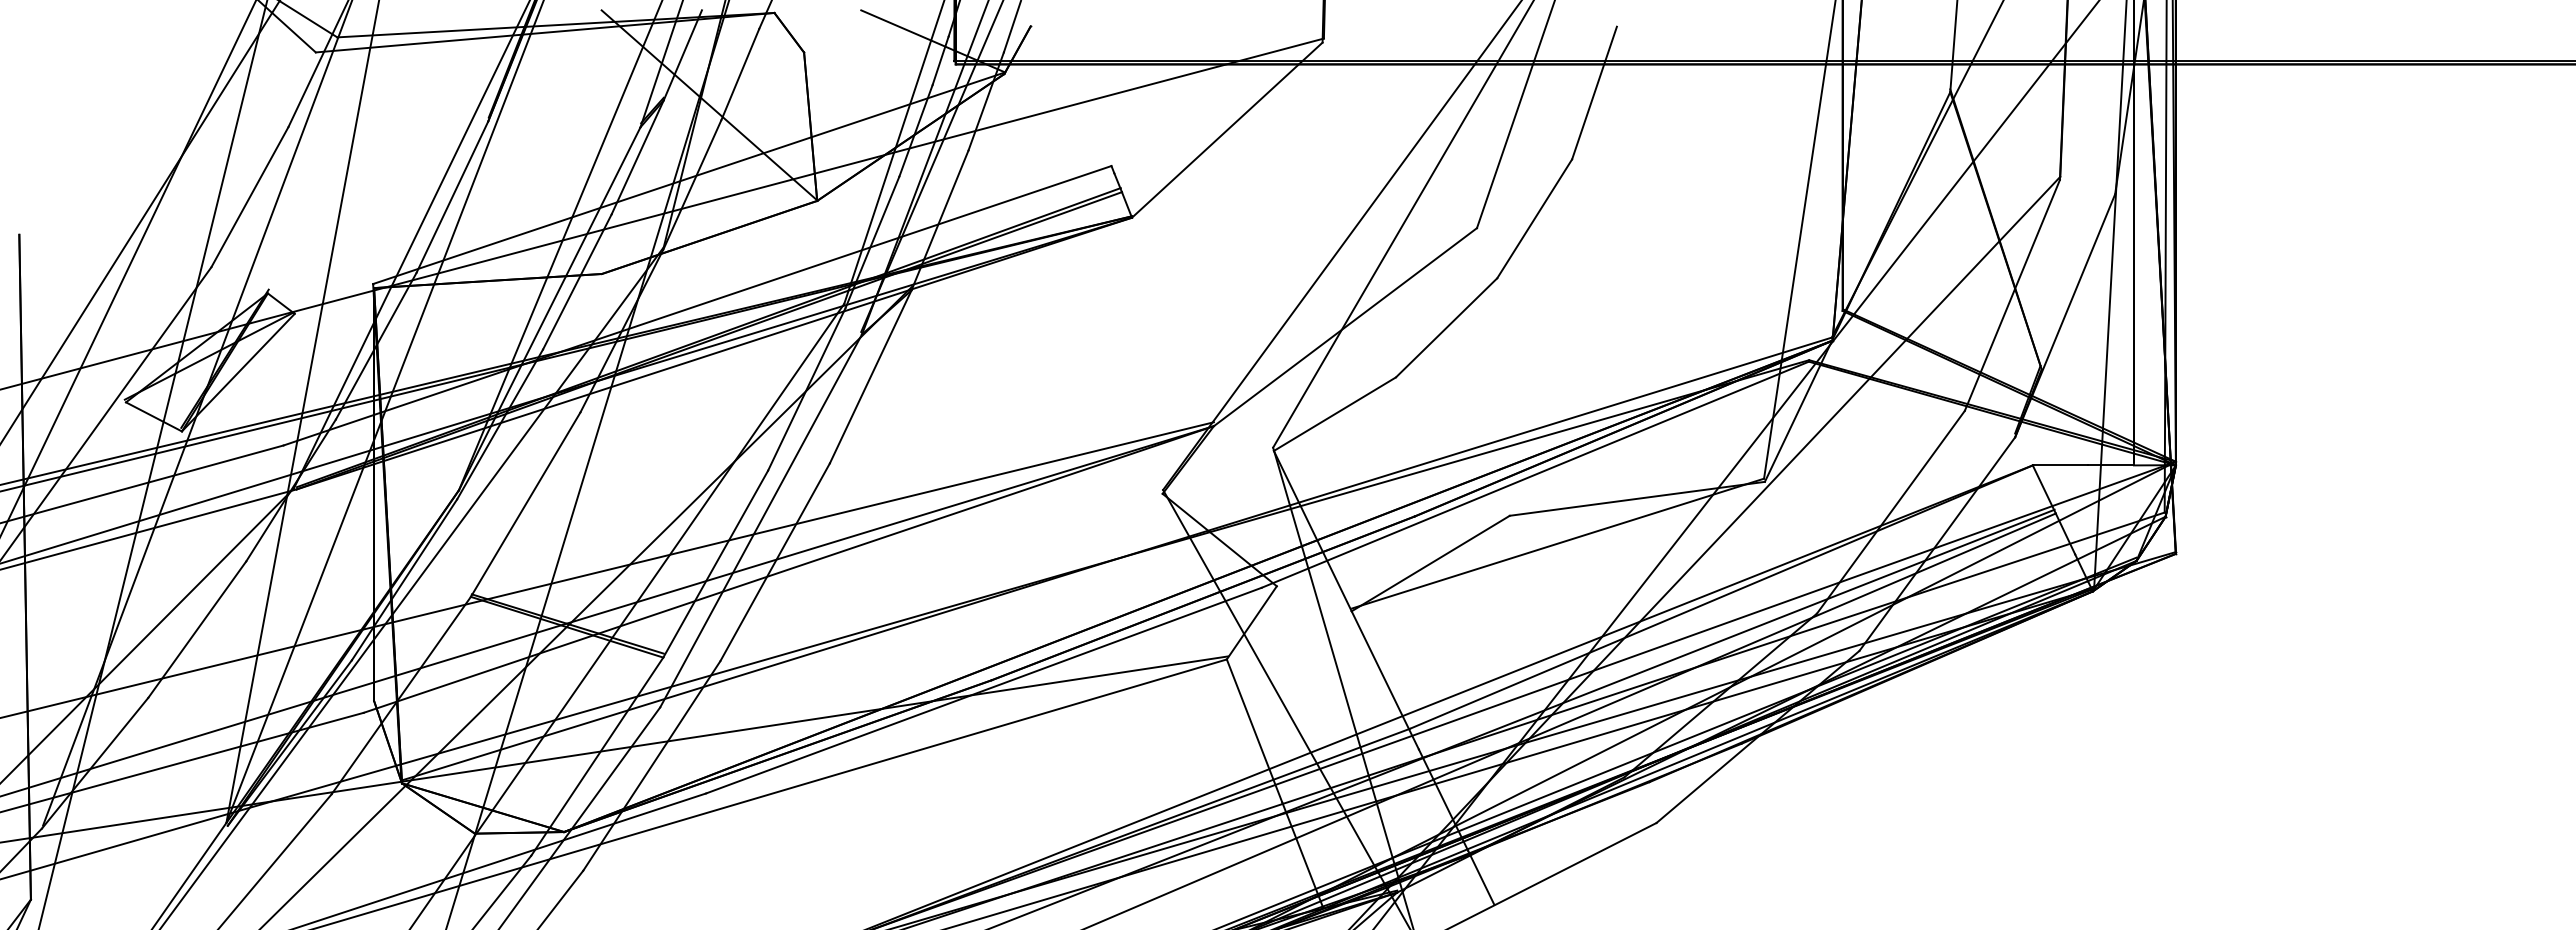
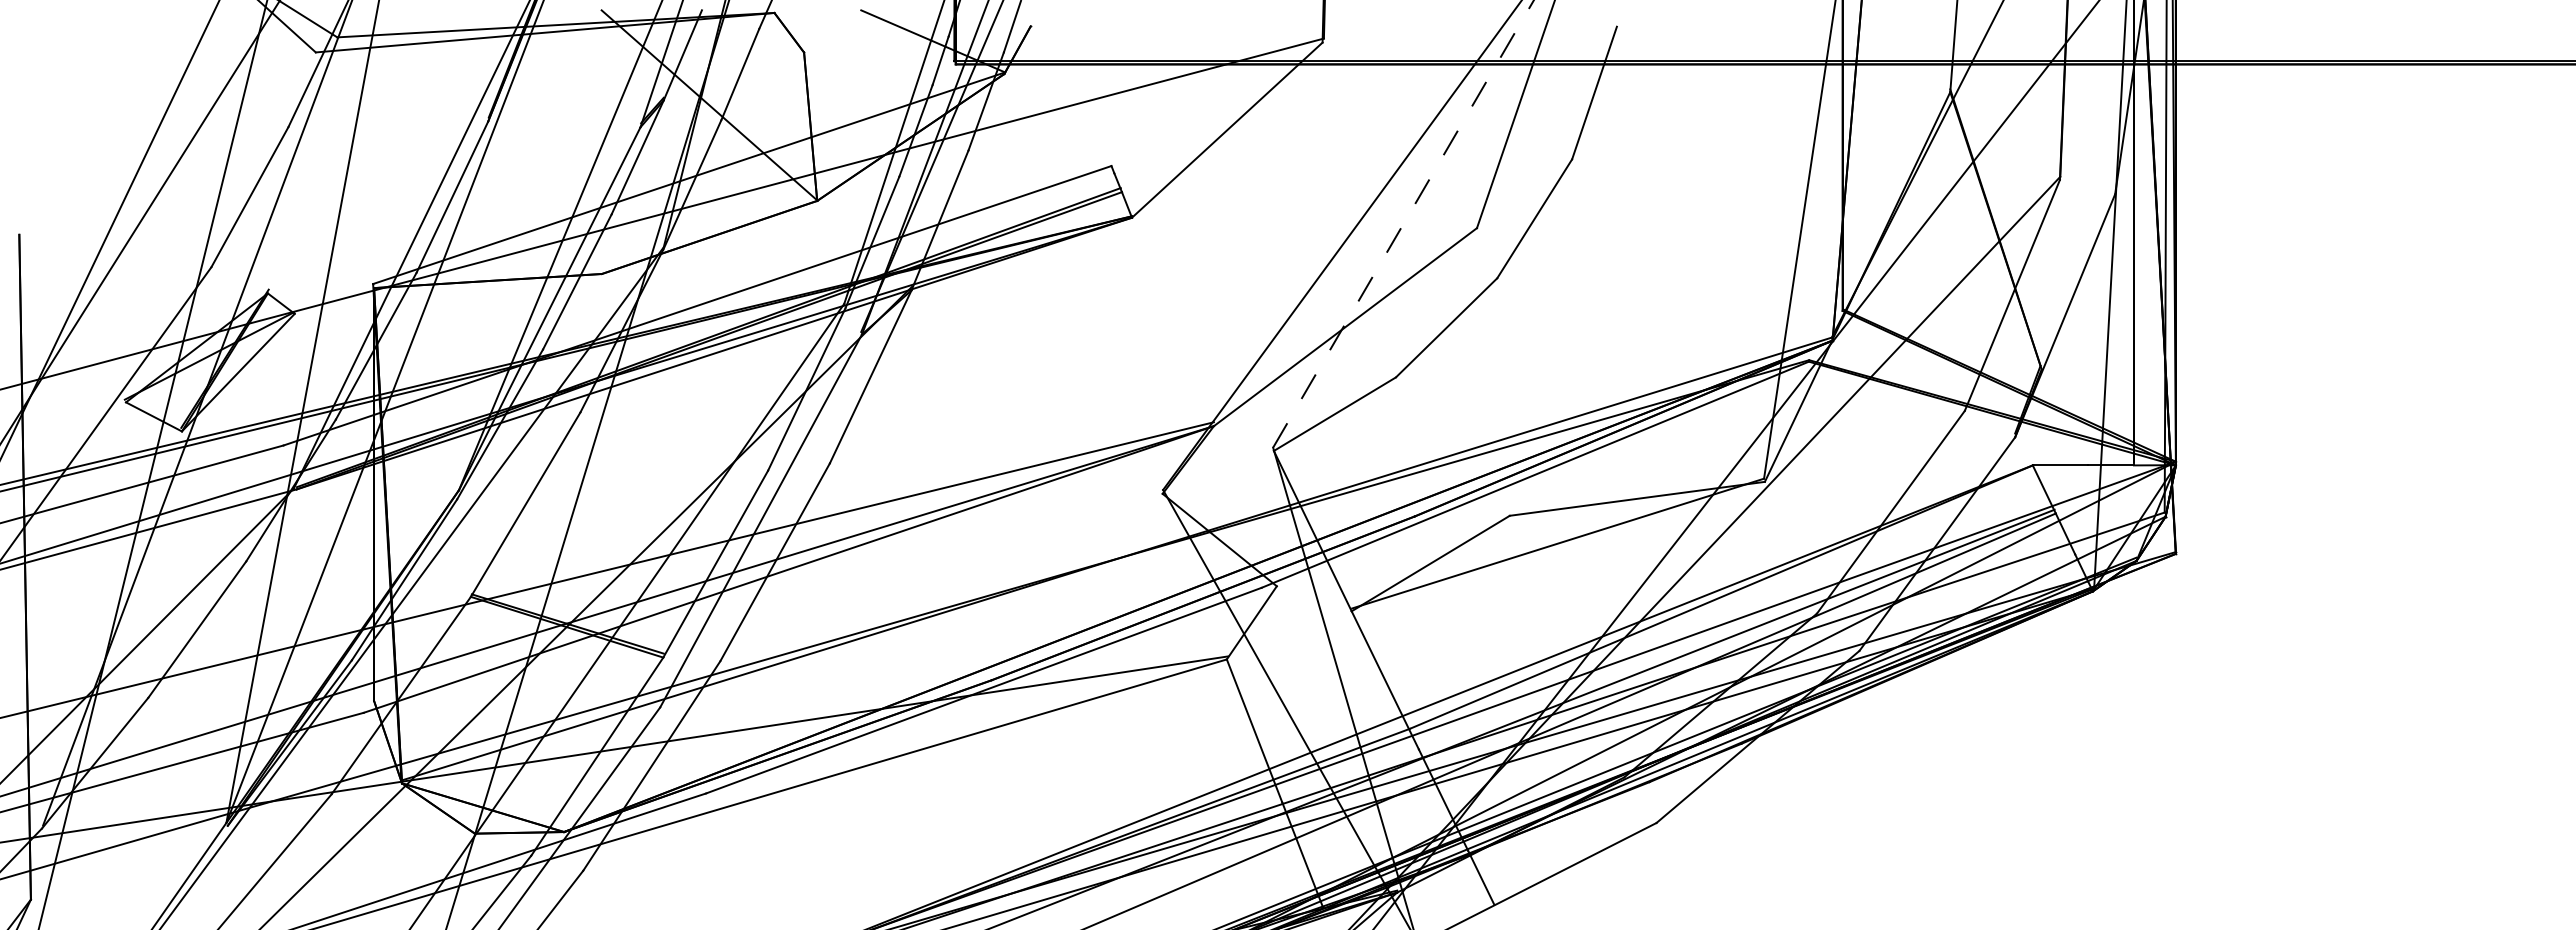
line: solid -> dashed (1403, 224)
line position: (128, 267) -> (110, 229) (110, 229)
